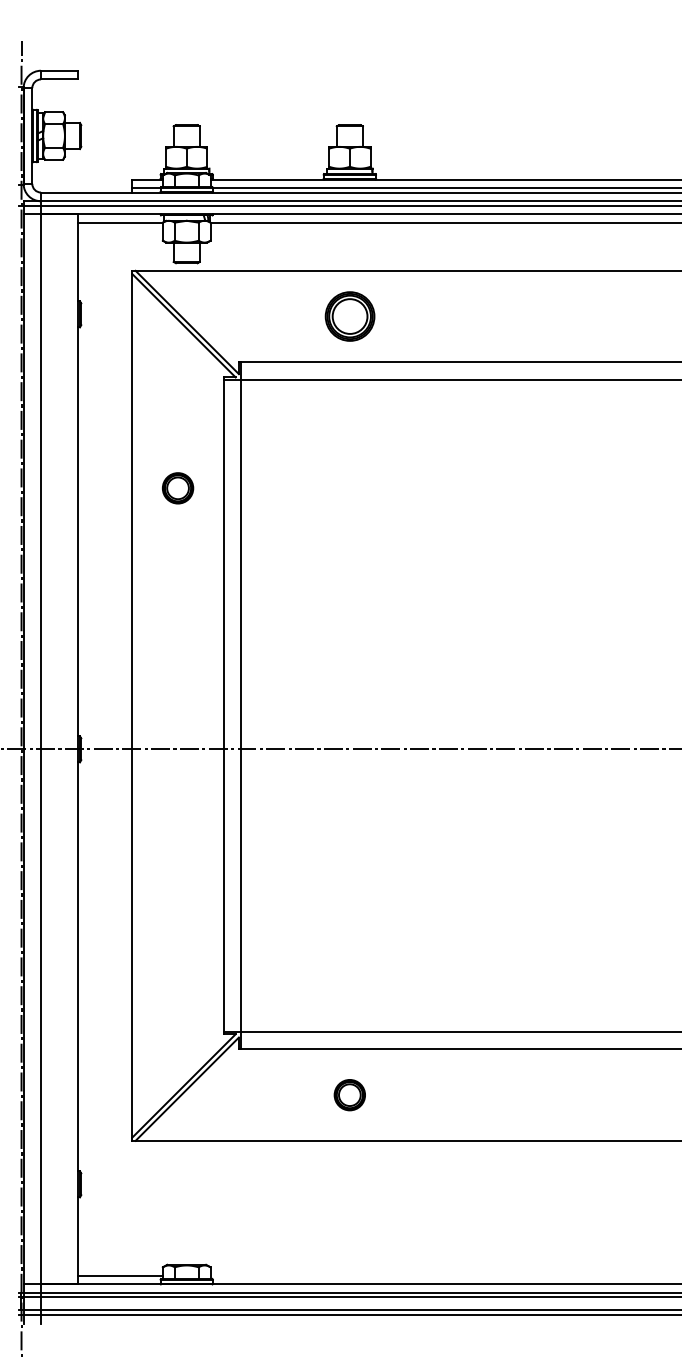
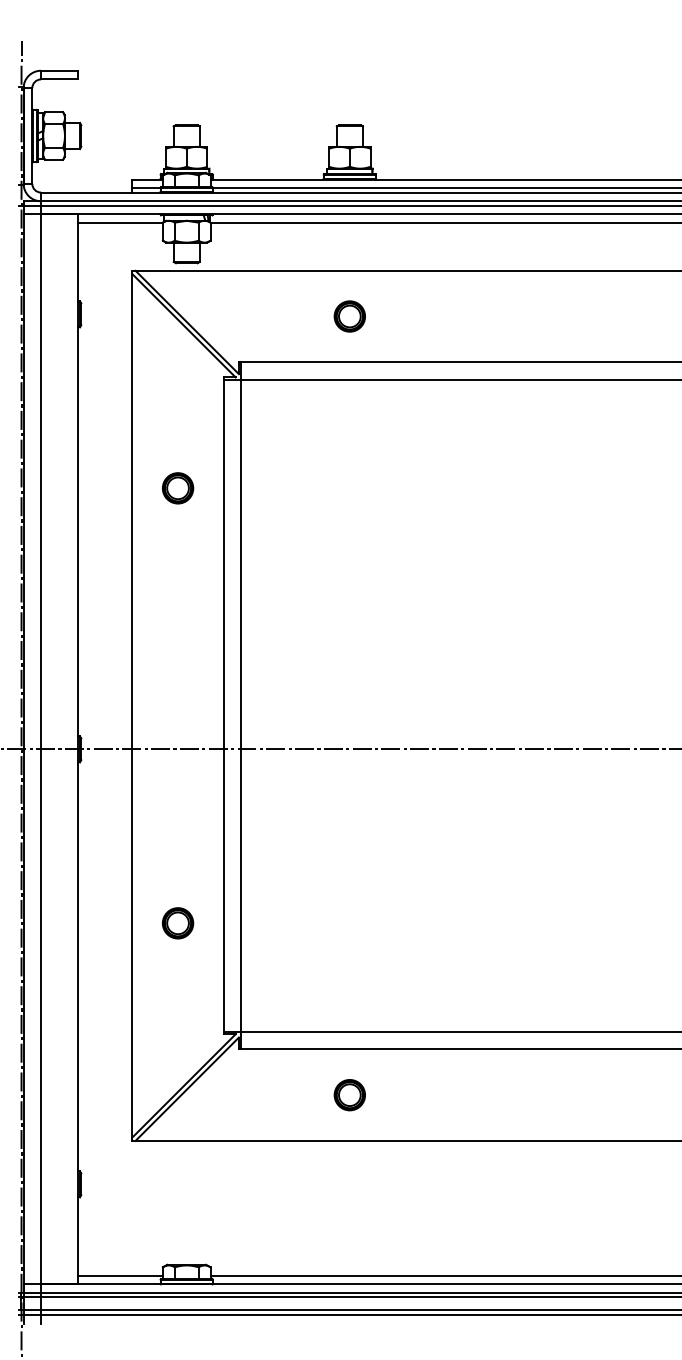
part size: 52x51 px -> 33x33 px (349, 316)
part: none -> present (177, 923)
line: none -> present (444, 1275)
